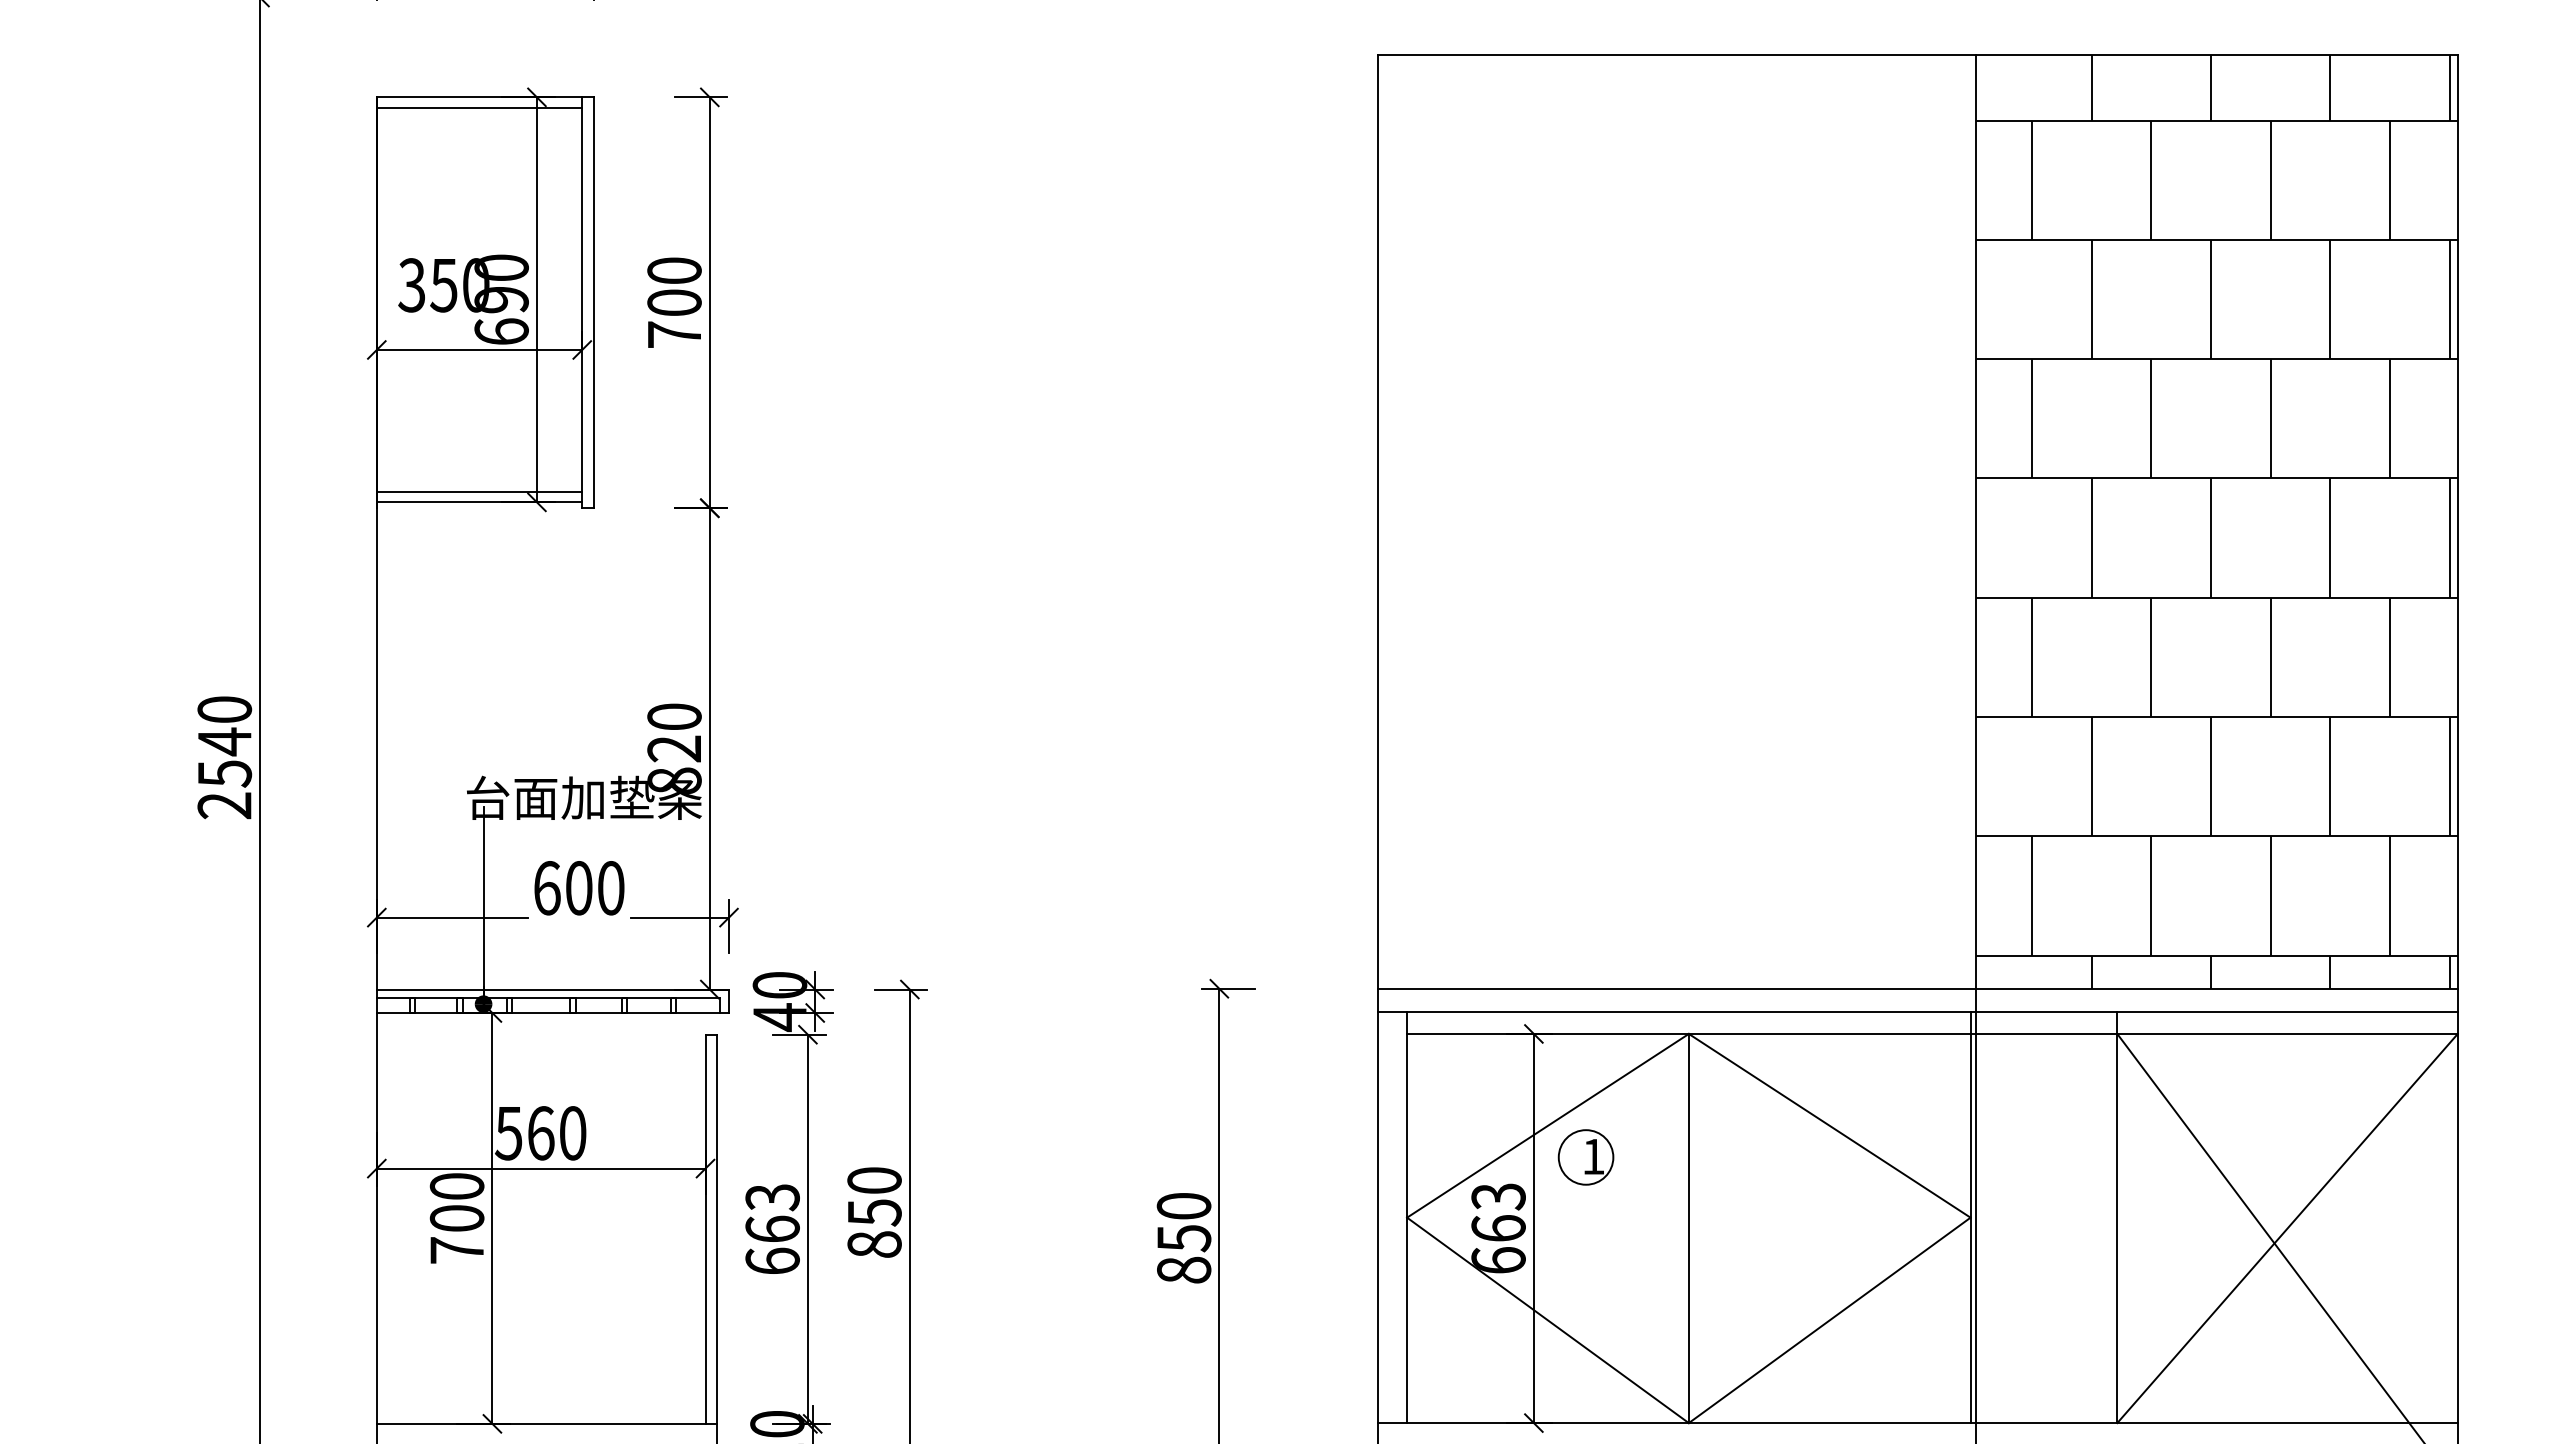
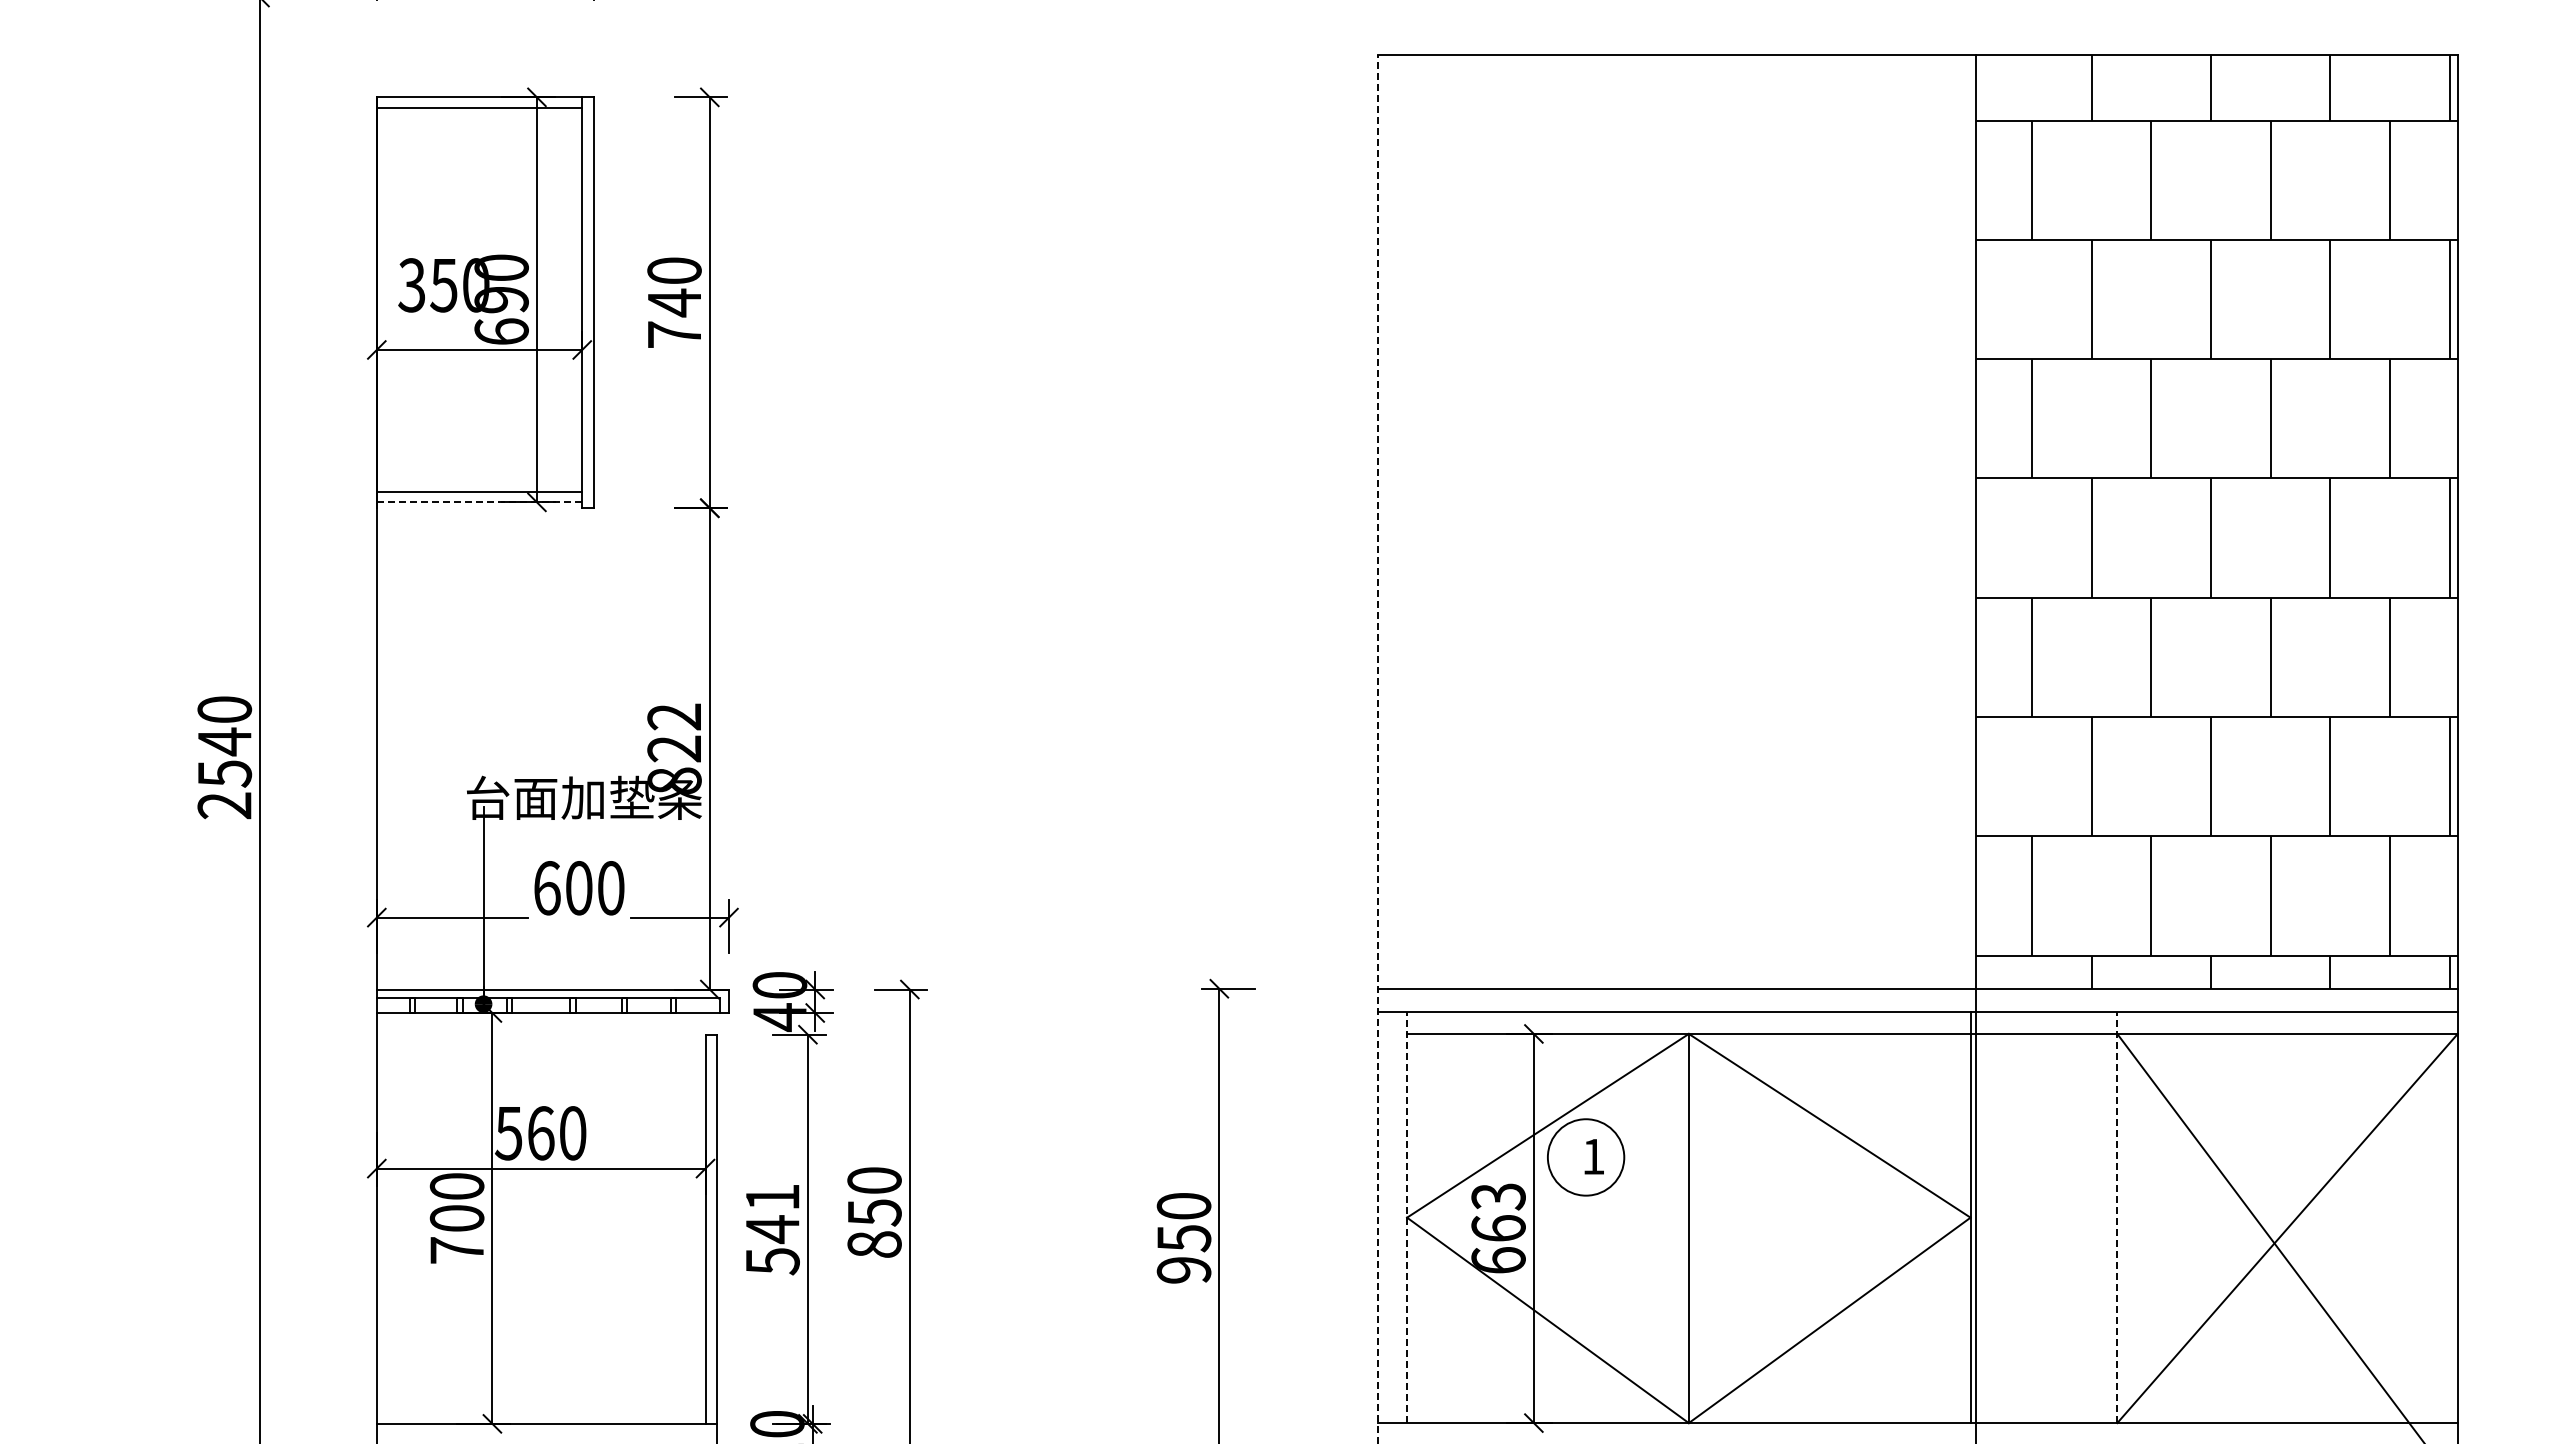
text: 700 -> 740 (674, 302)
line: solid -> dashed (479, 502)
text: 820 -> 822 (674, 716)
line: solid -> dashed (1377, 749)
circle diameter: 55 px -> 76 px (1585, 1157)
line: solid -> dashed (1407, 1217)
line: solid -> dashed (2117, 1217)
text: 663 -> 541 (772, 1229)
text: 850 -> 950 (1183, 1269)
